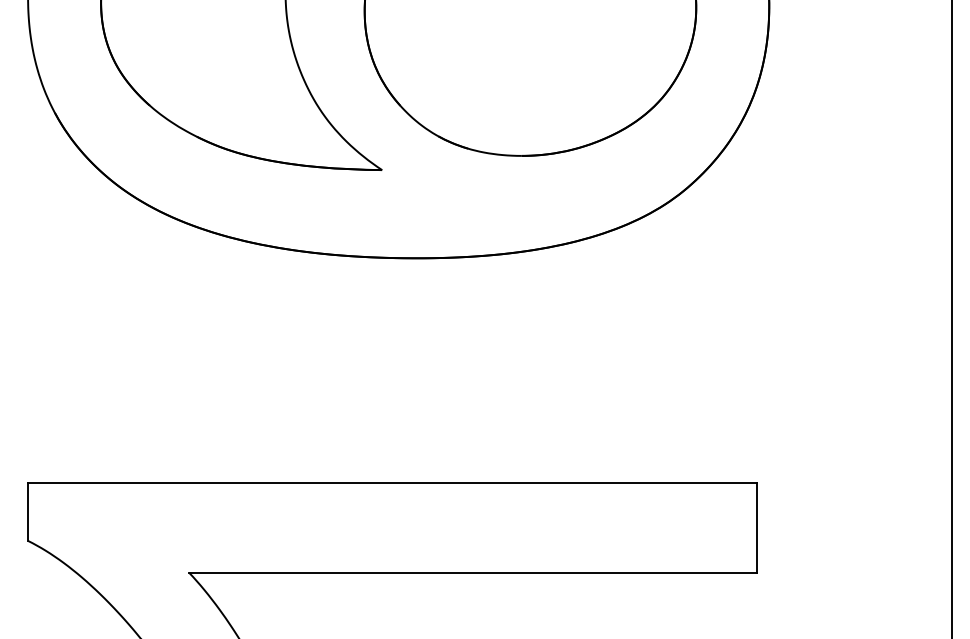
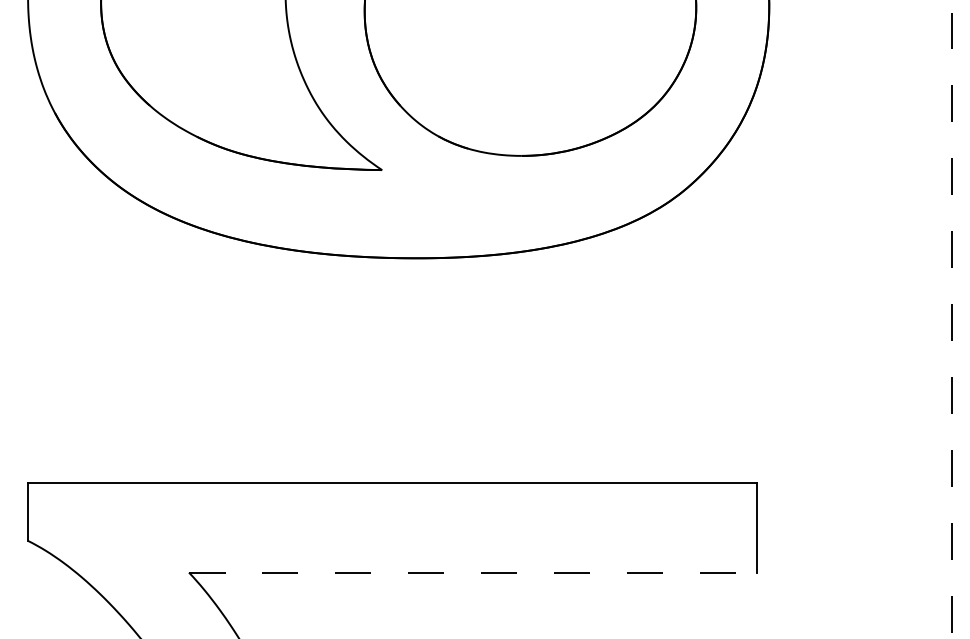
line: solid -> dashed (951, 319)
line: solid -> dashed (473, 572)
